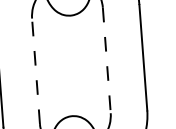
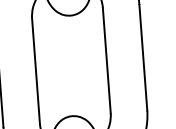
line: dashed -> solid (106, 60)
line: dashed -> solid (36, 71)
